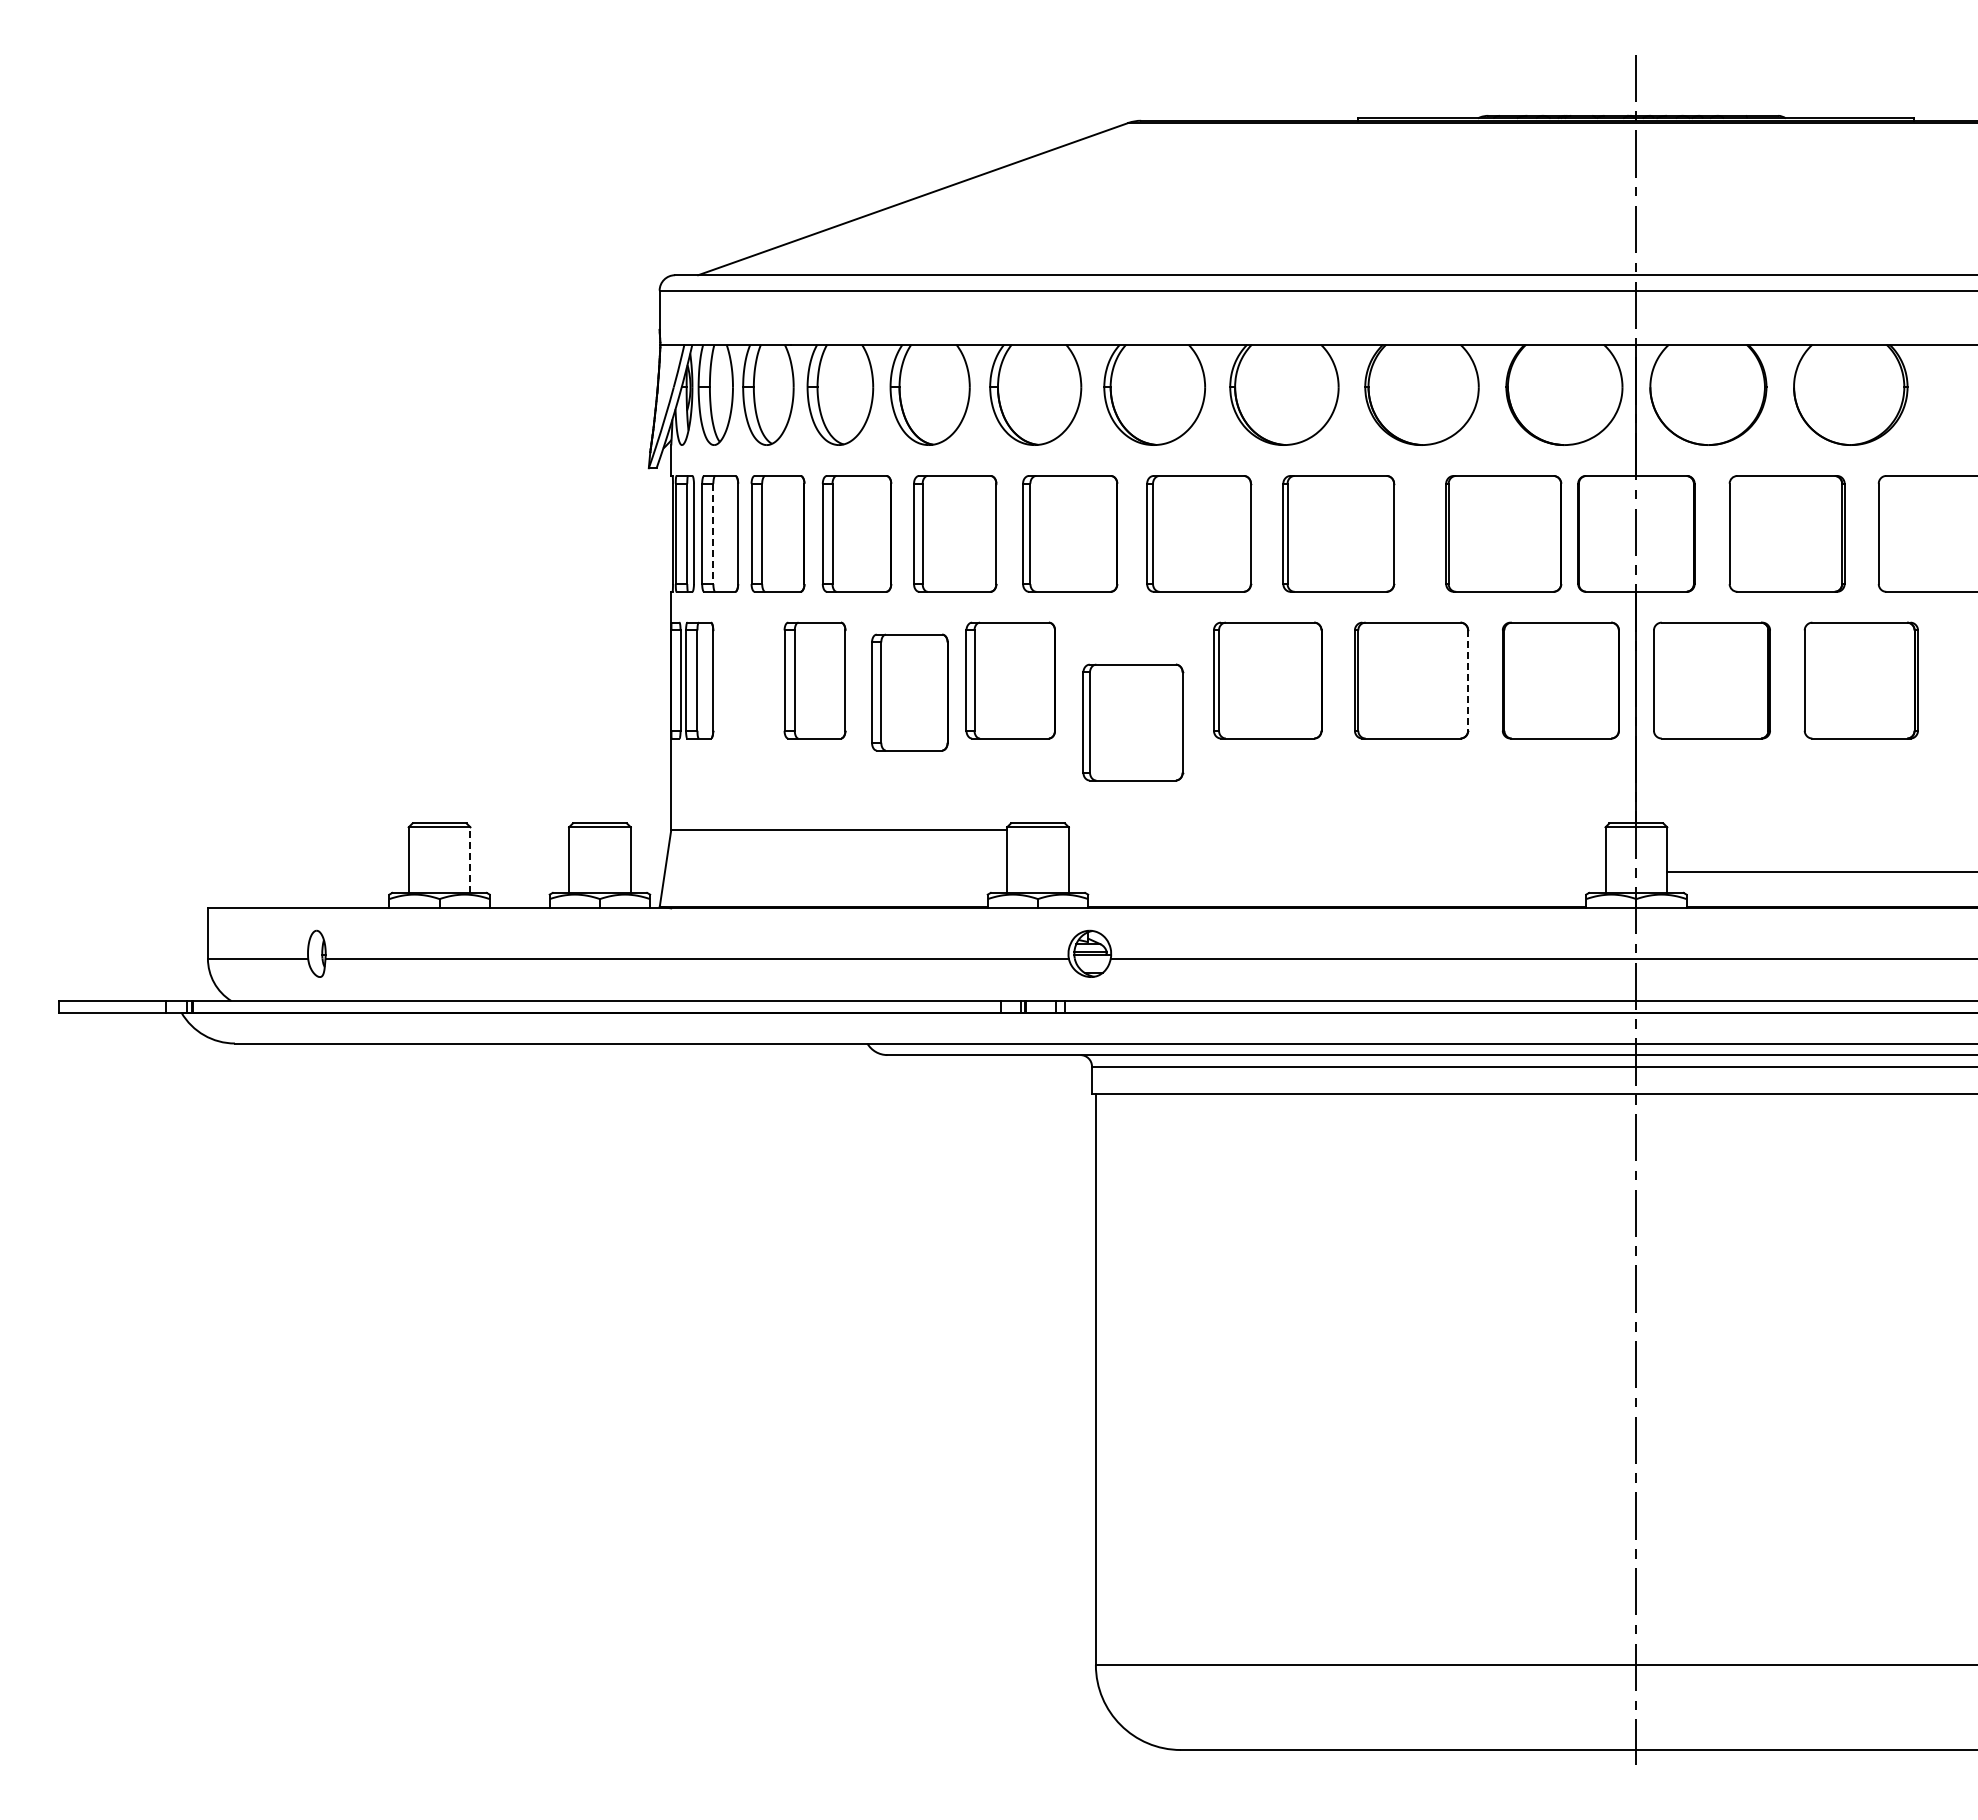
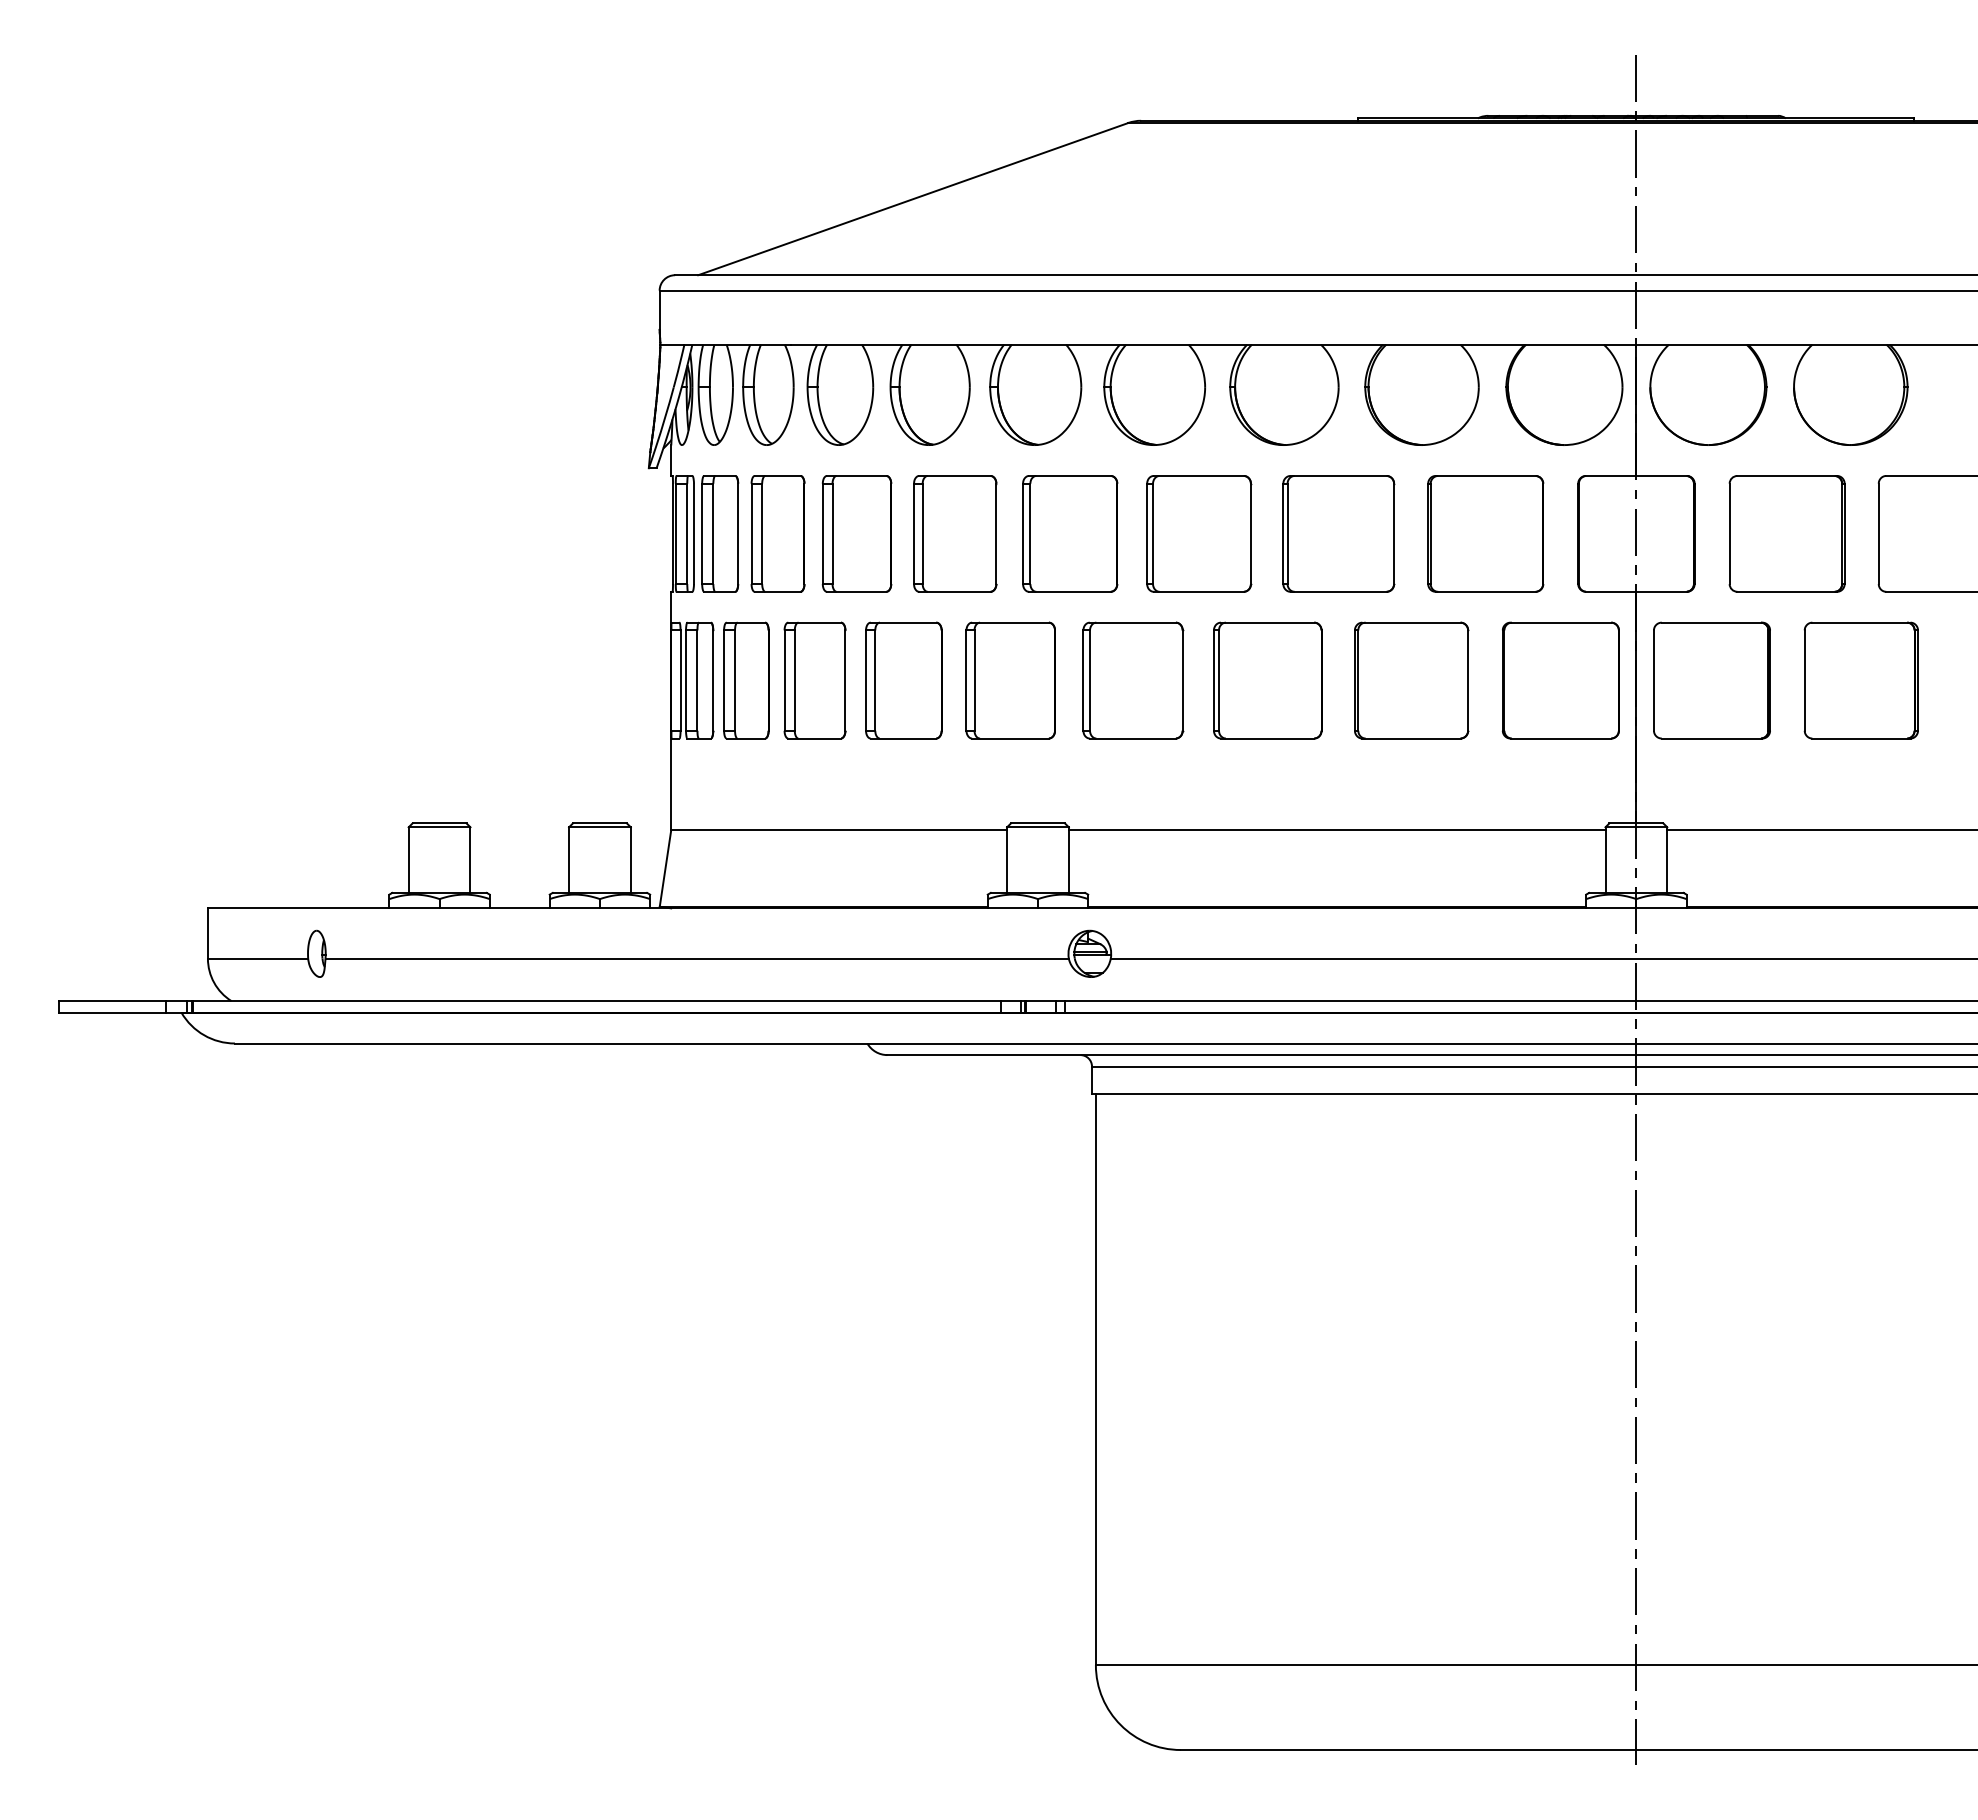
part position: (1503, 533) -> (1485, 533) (1485, 533)
line: dashed -> solid (713, 534)
part: none -> present (746, 680)
line: dashed -> solid (1468, 681)
part position: (909, 692) -> (903, 680) (903, 680)
part position: (1133, 722) -> (1133, 680) (1133, 680)
line: none -> present (1336, 830)
line: dashed -> solid (470, 860)
line position: (1820, 872) -> (1820, 830) (1820, 830)
